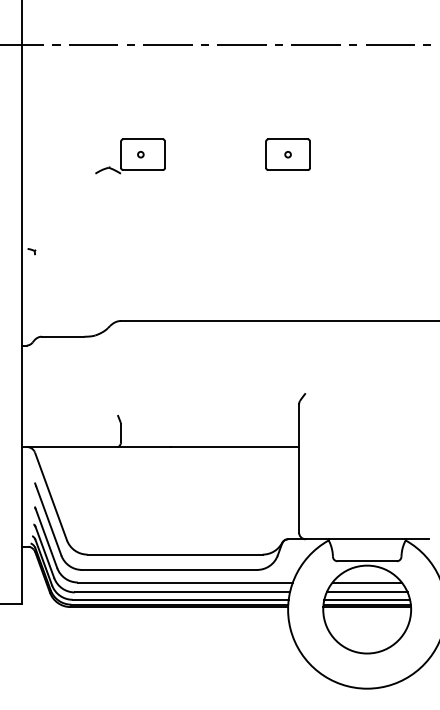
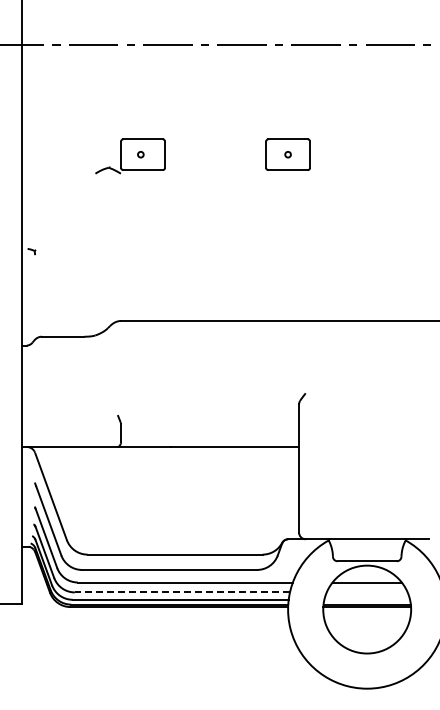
line: solid -> dashed (182, 592)
line: present -> none (366, 592)
line: present -> none (367, 599)
